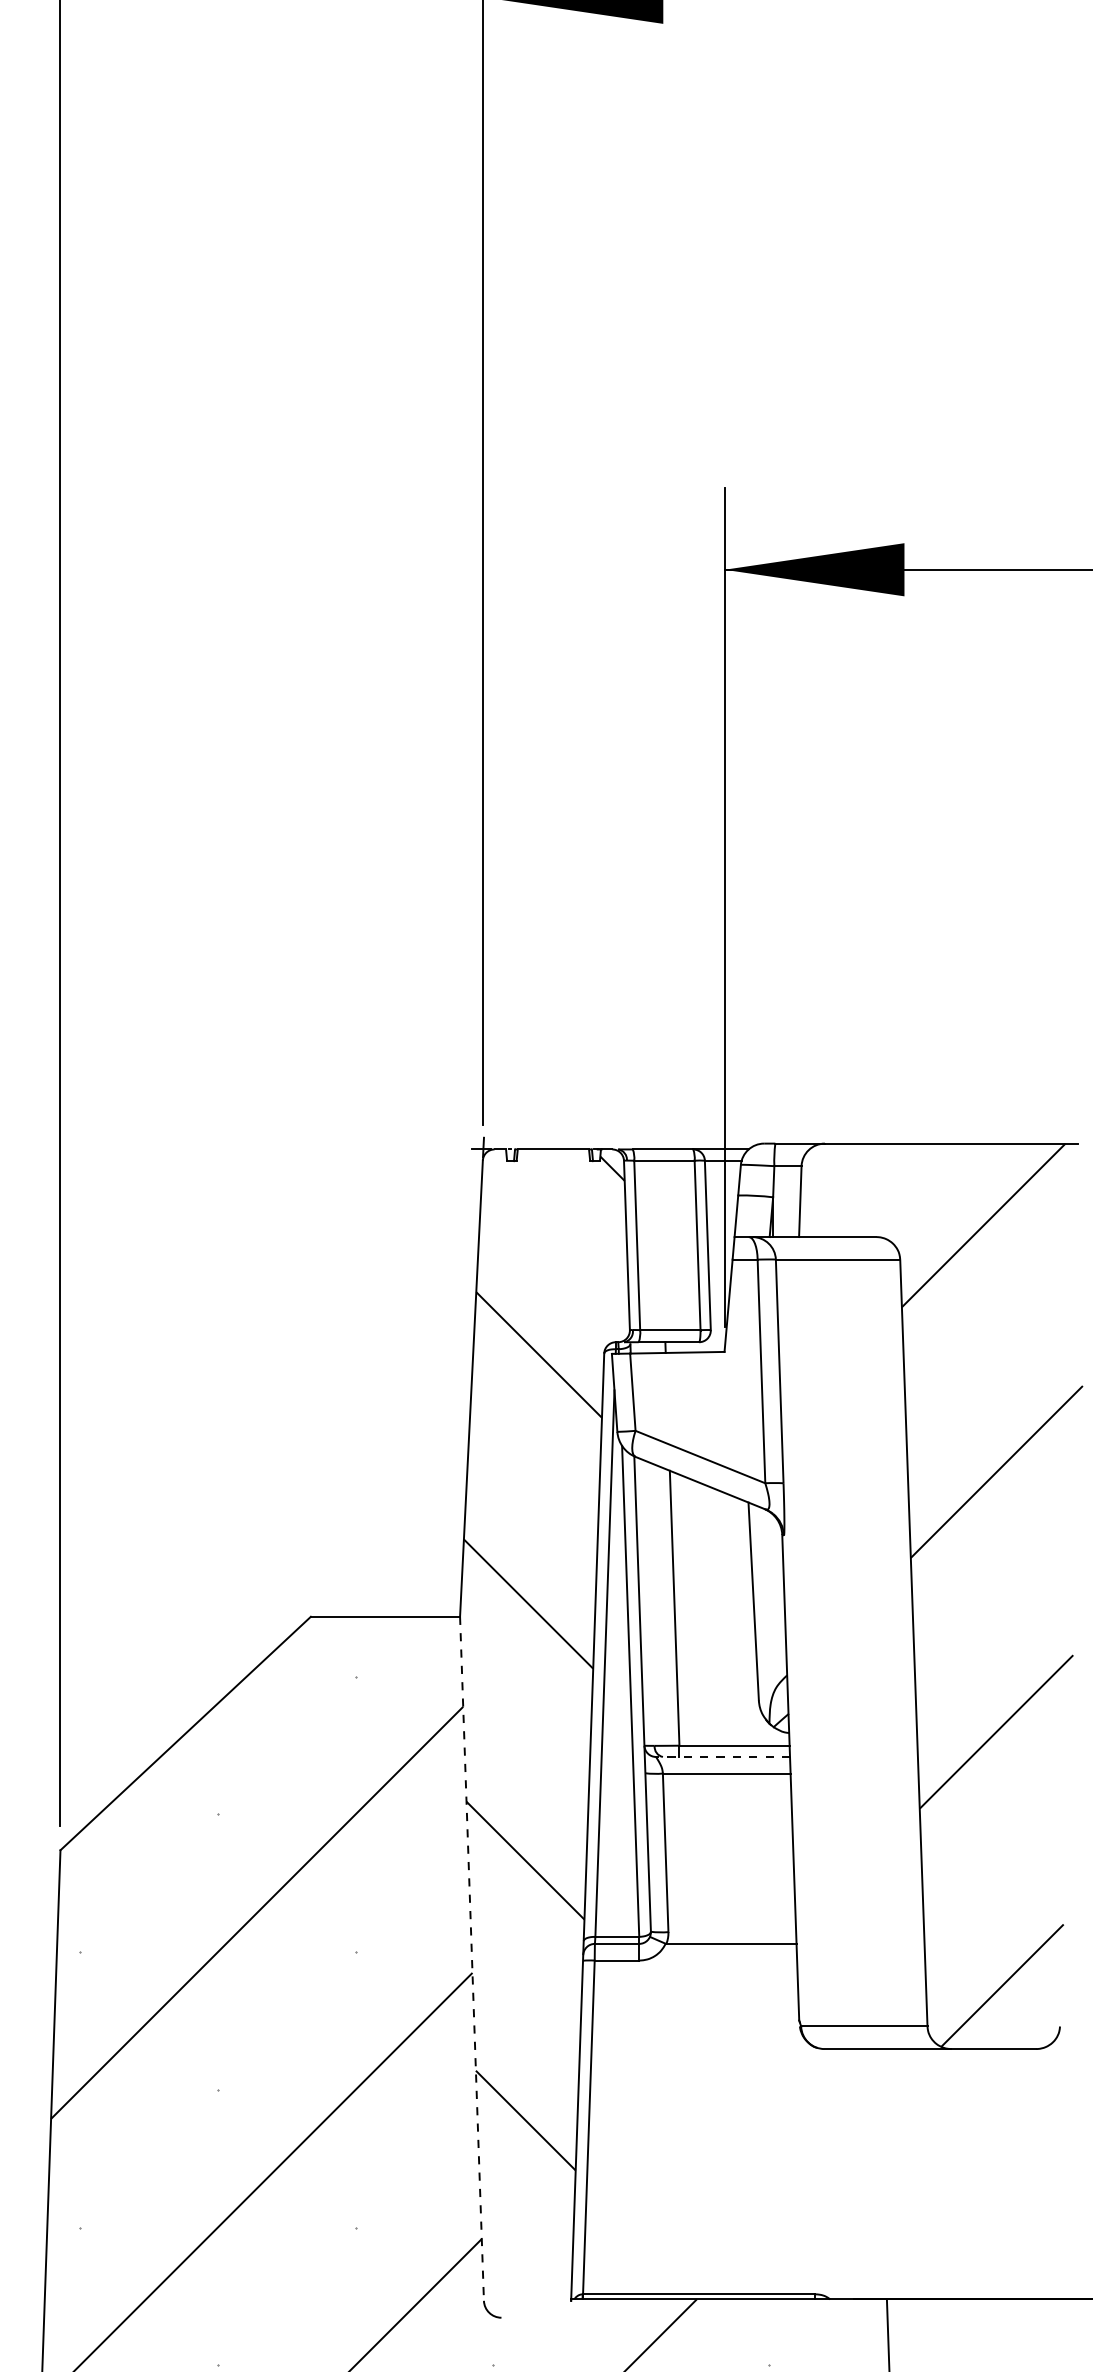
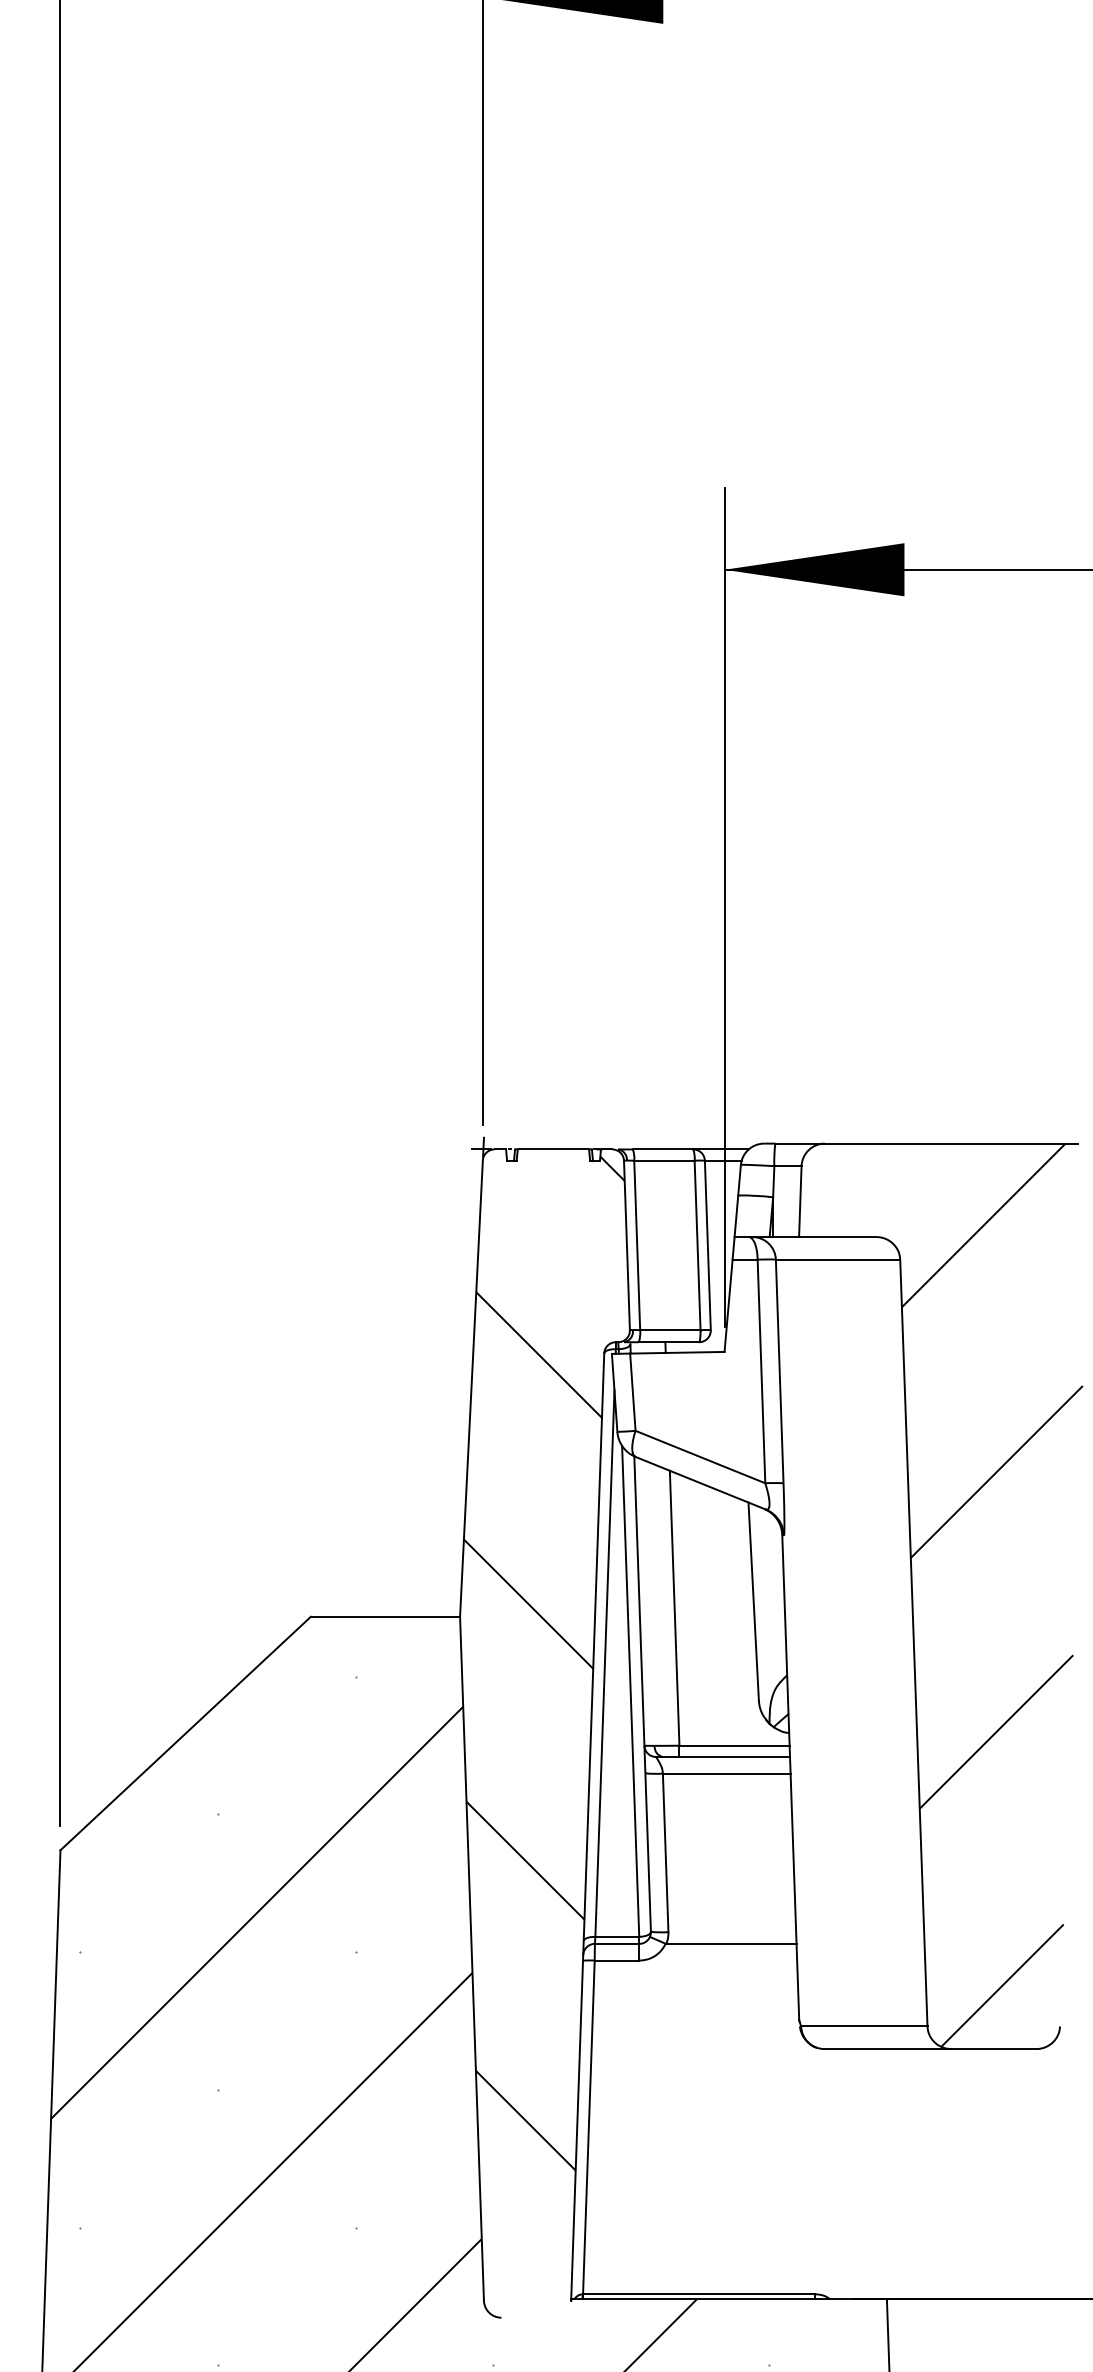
line: dashed -> solid (723, 1756)
line: dashed -> solid (472, 1959)
